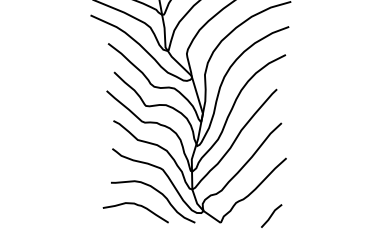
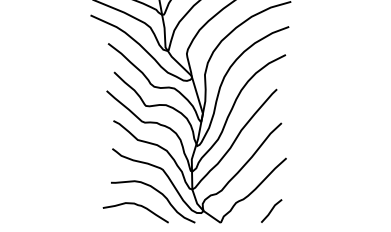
line position: (271, 215) -> (271, 210) (271, 210)
